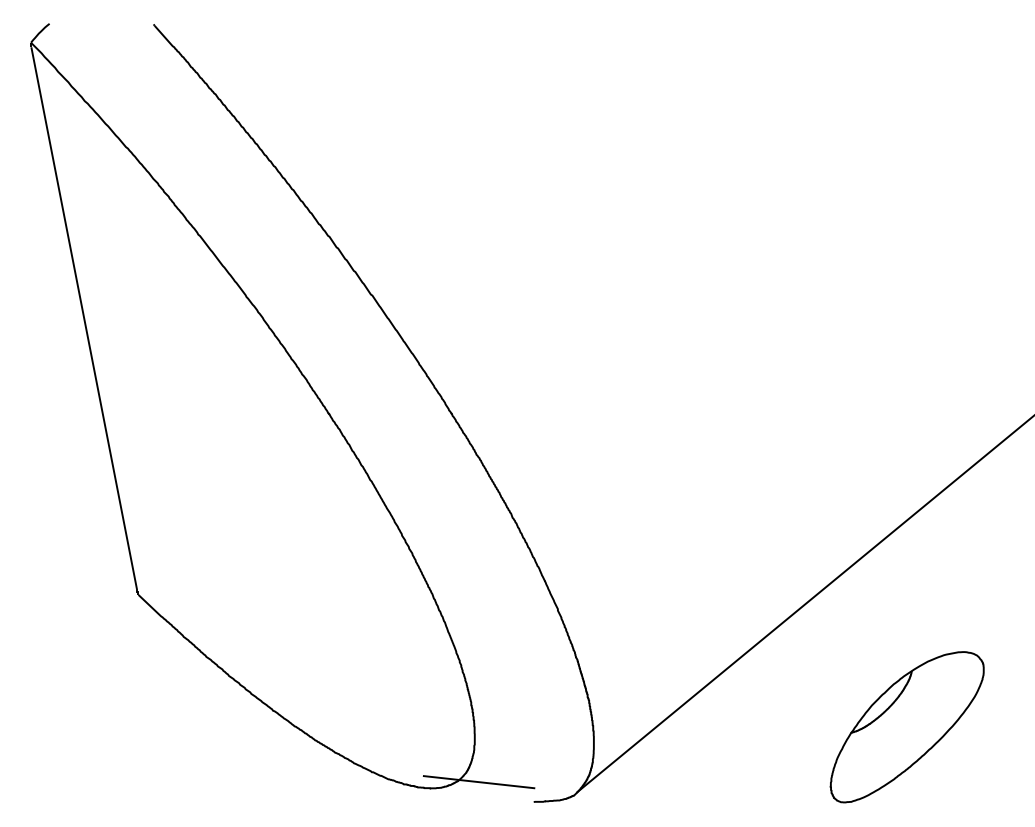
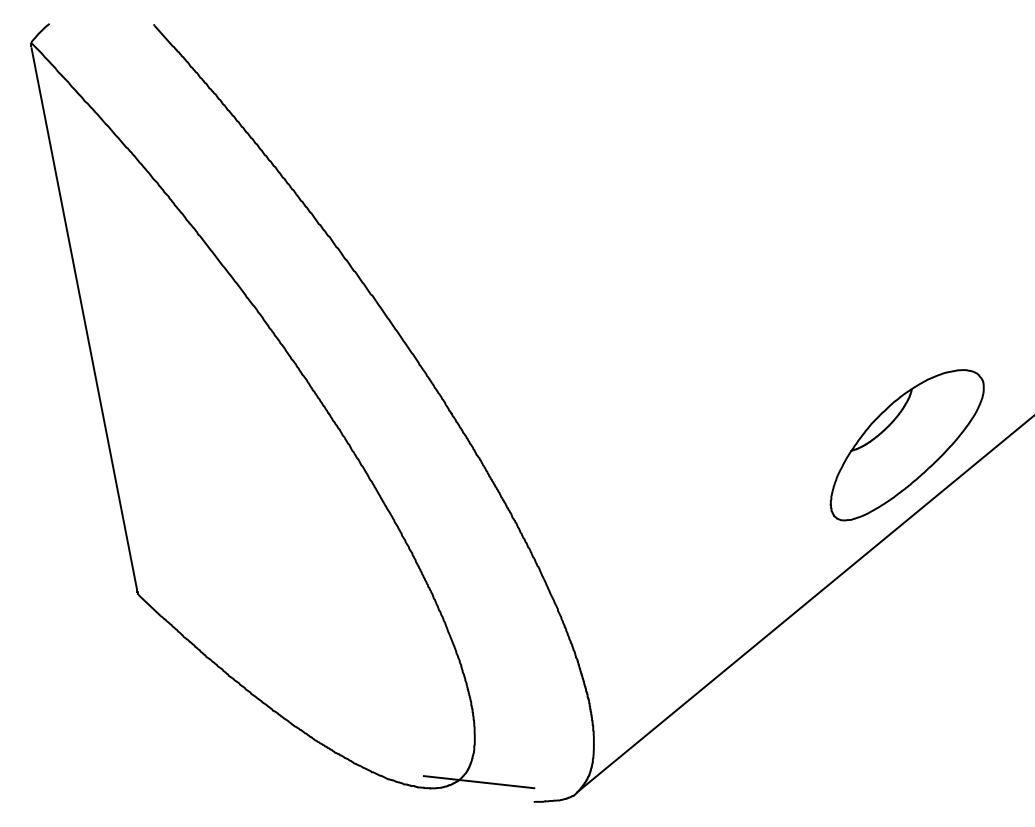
part position: (906, 727) -> (906, 445) (906, 445)
